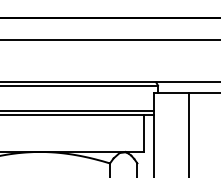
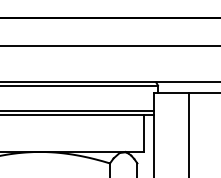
line position: (109, 39) -> (109, 45) (109, 45)
